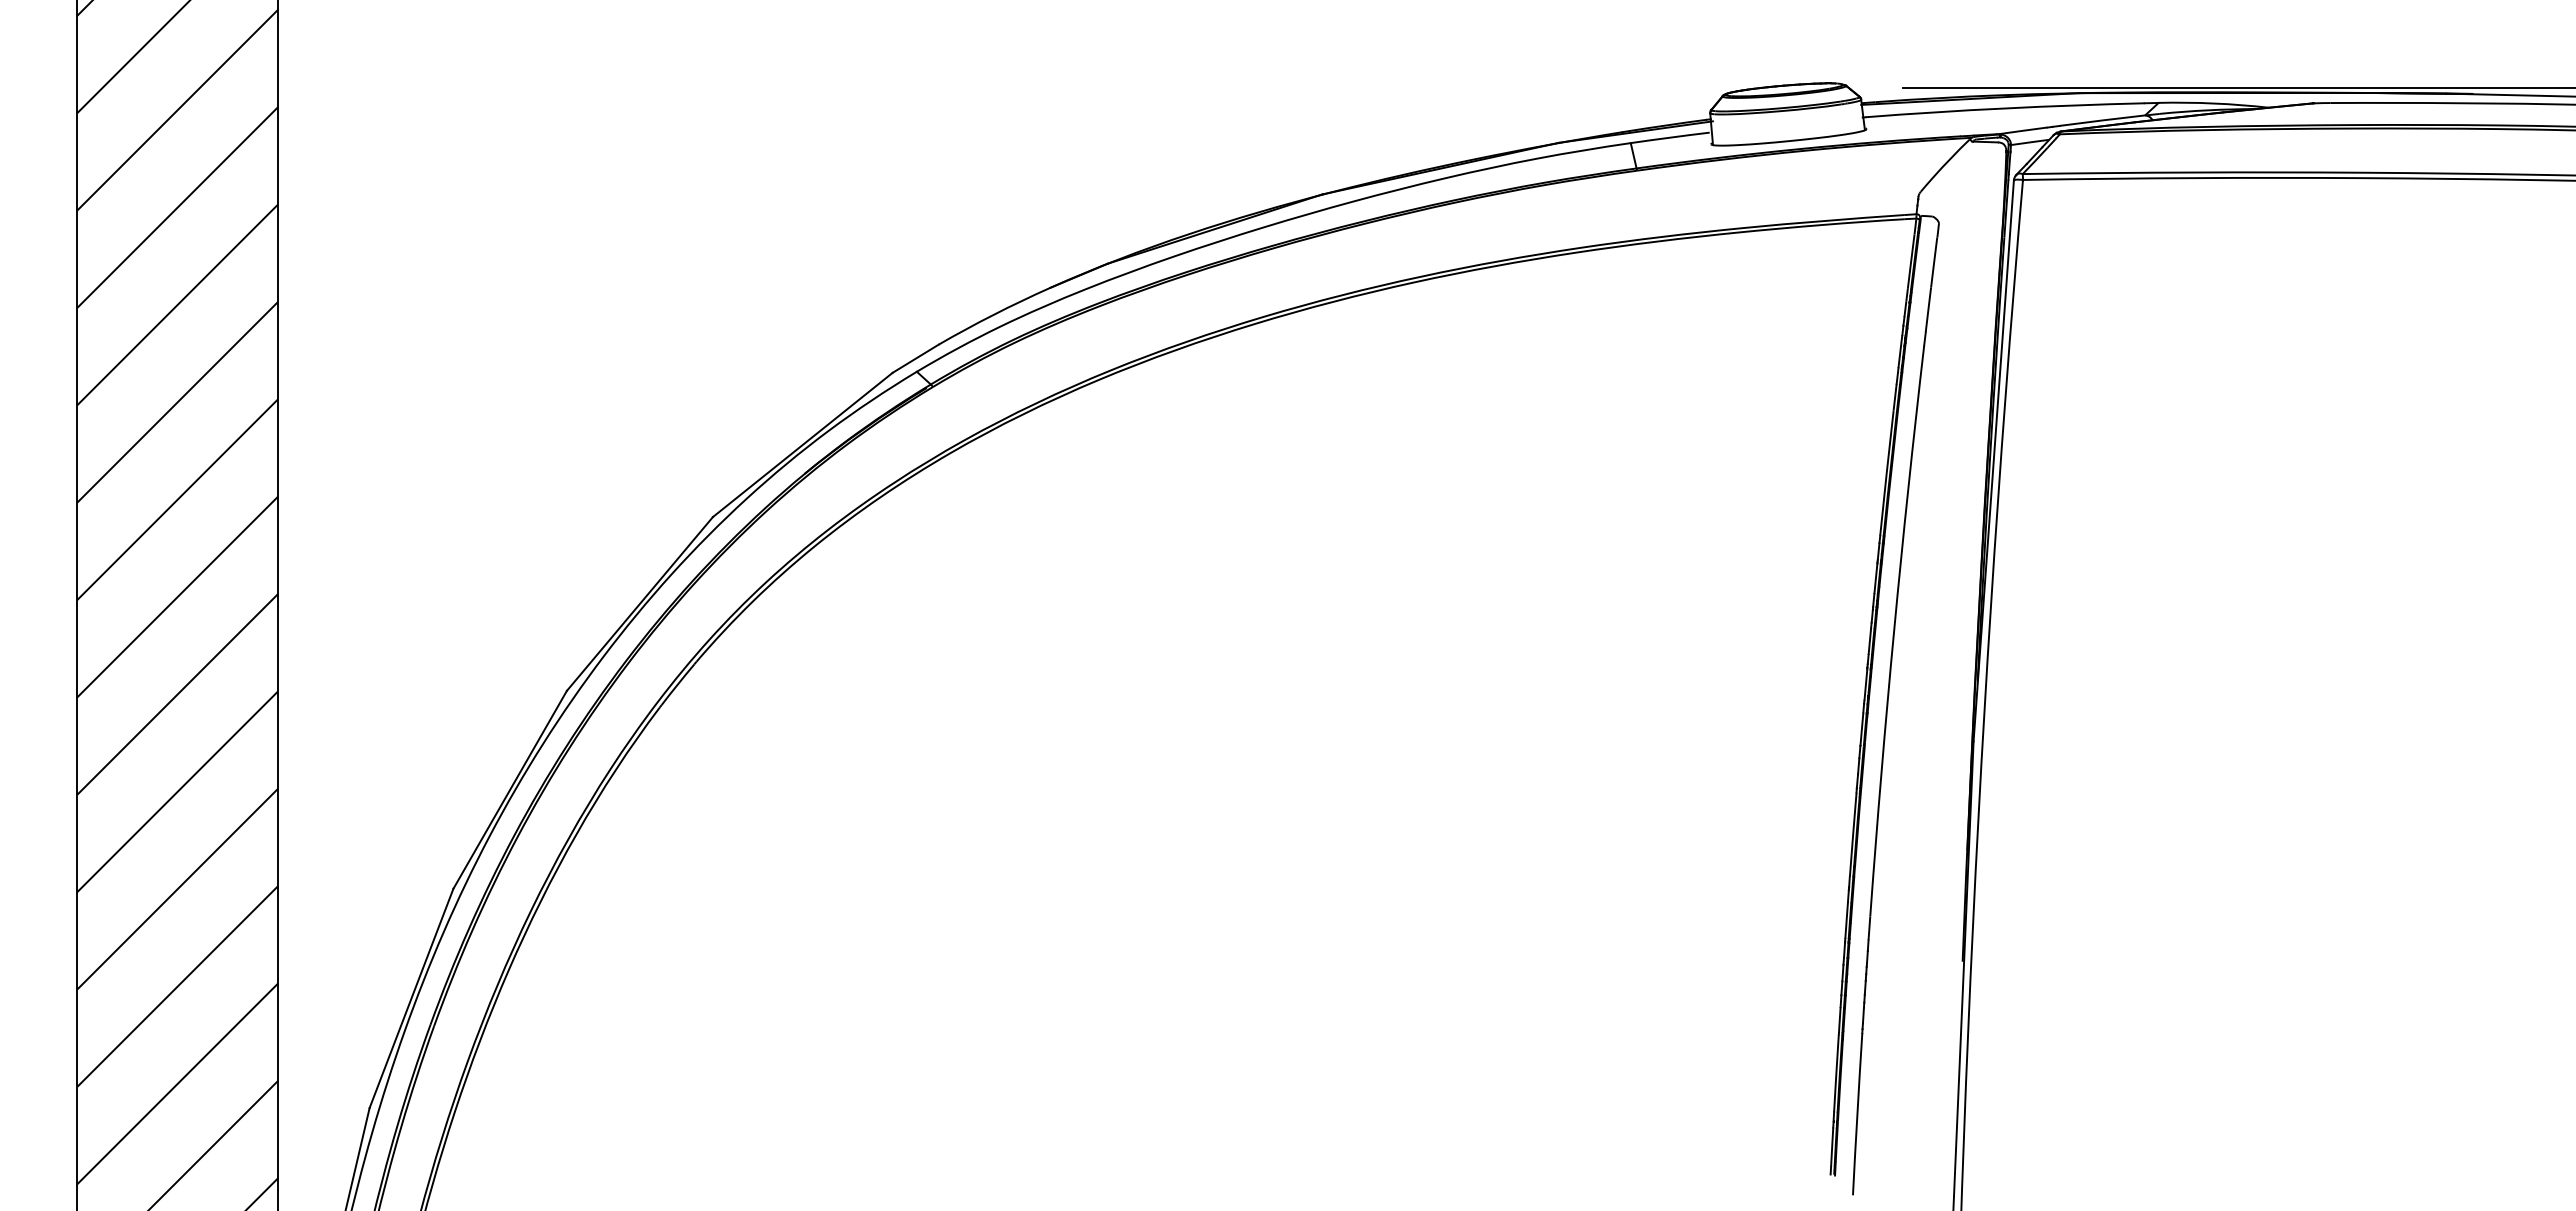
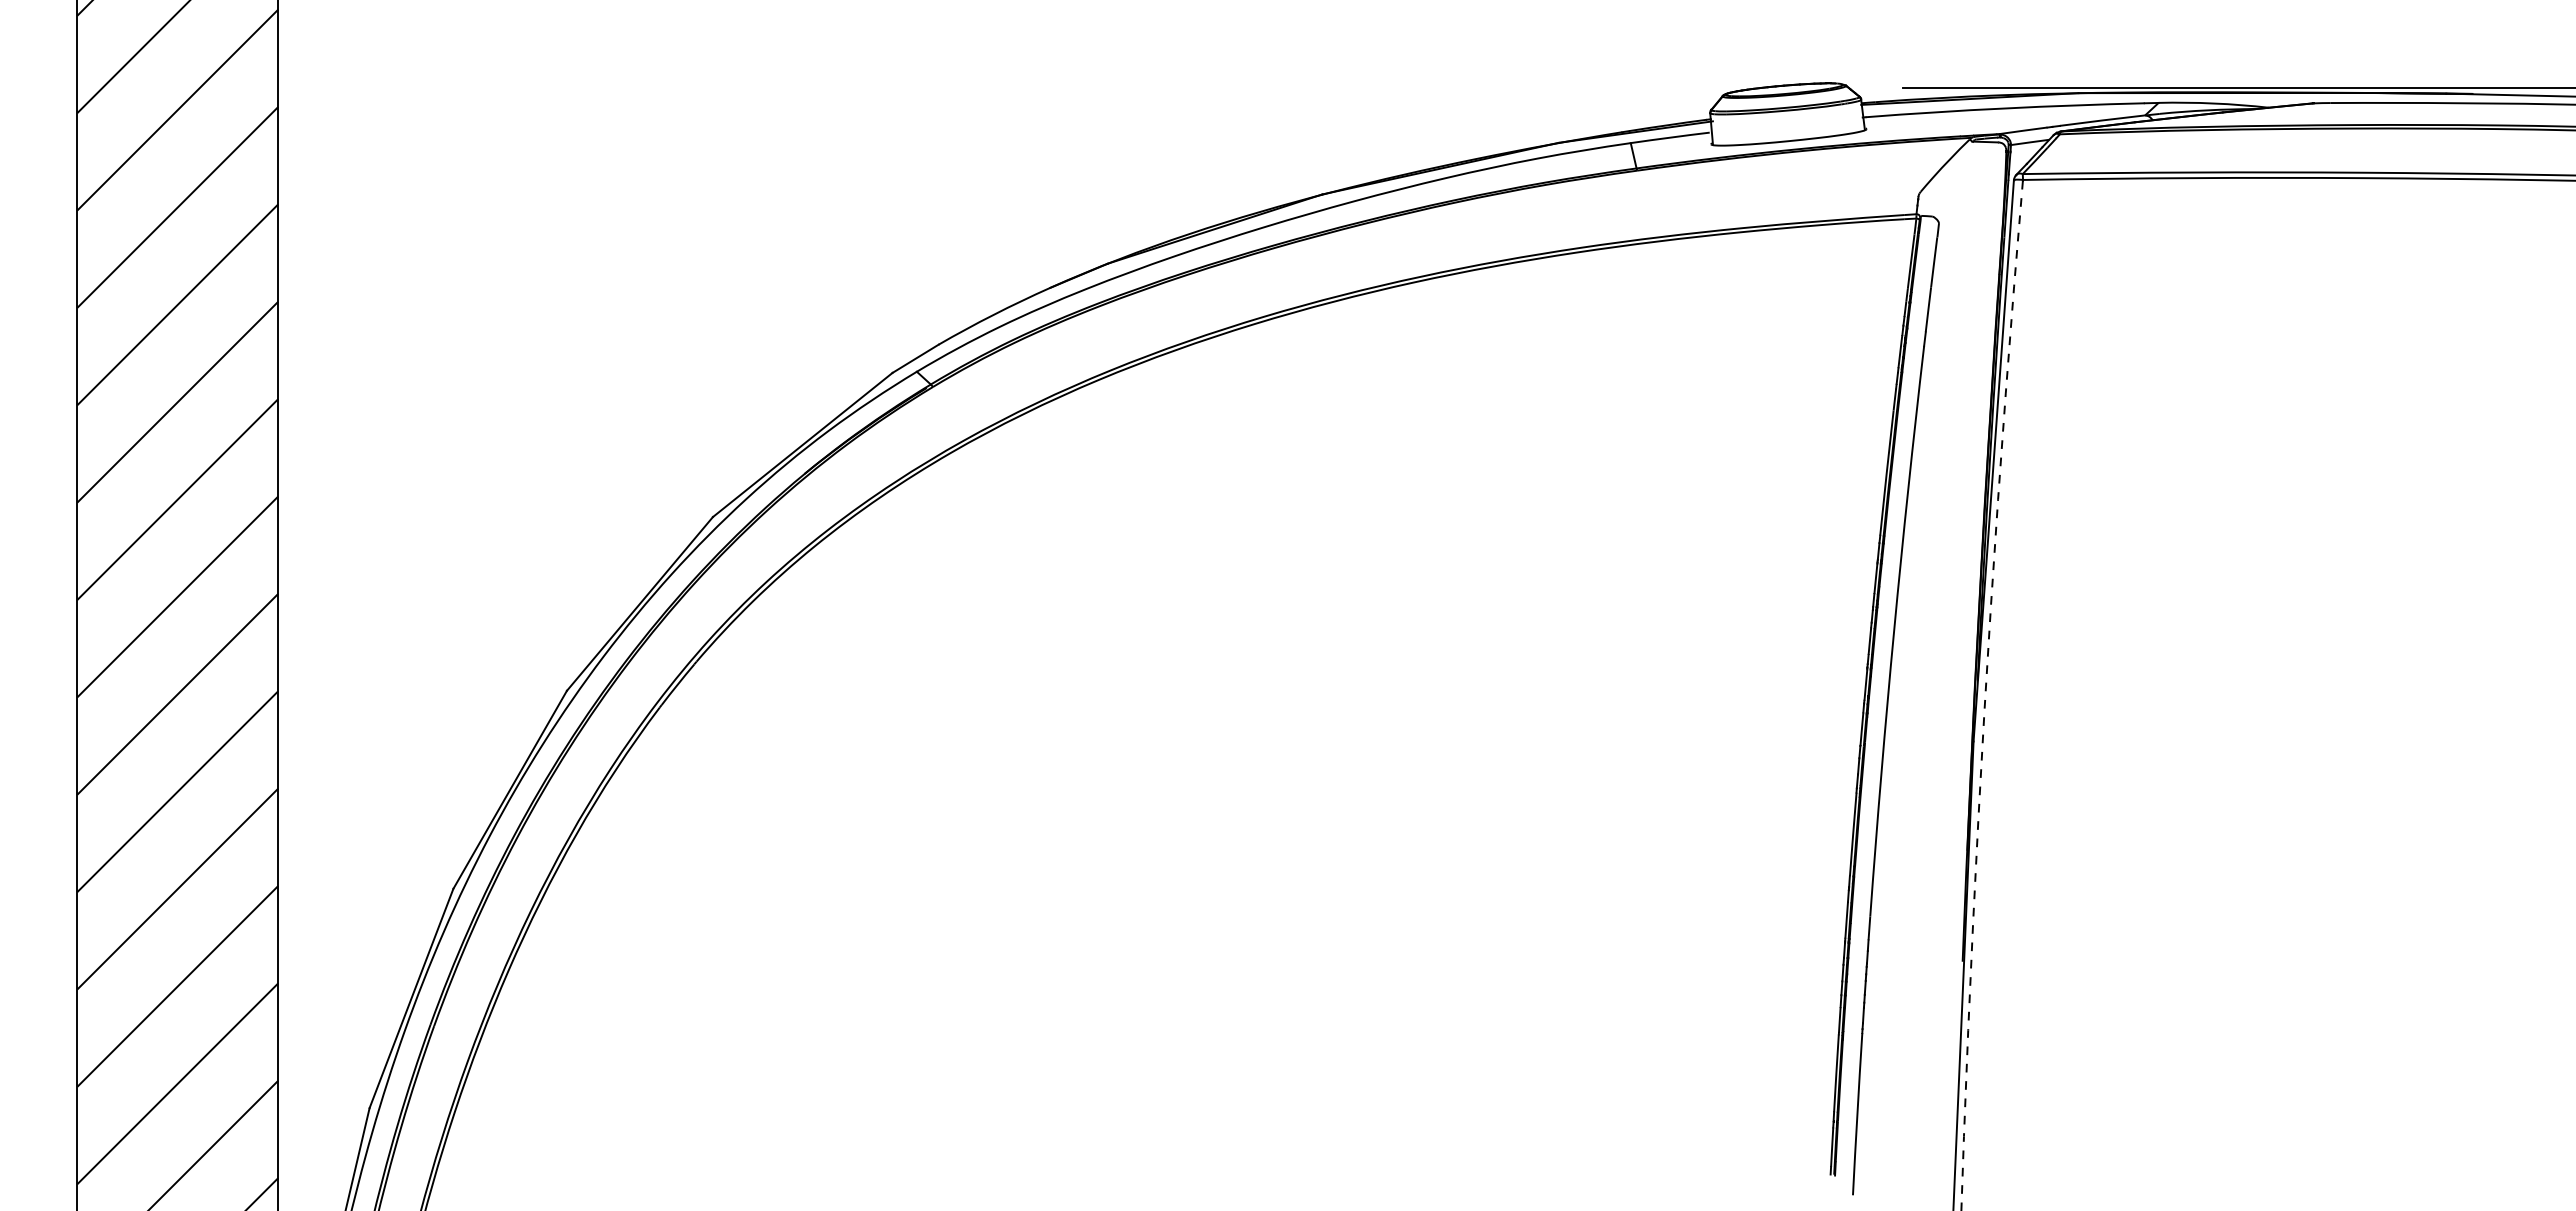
arc: solid -> dashed (1985, 695)
